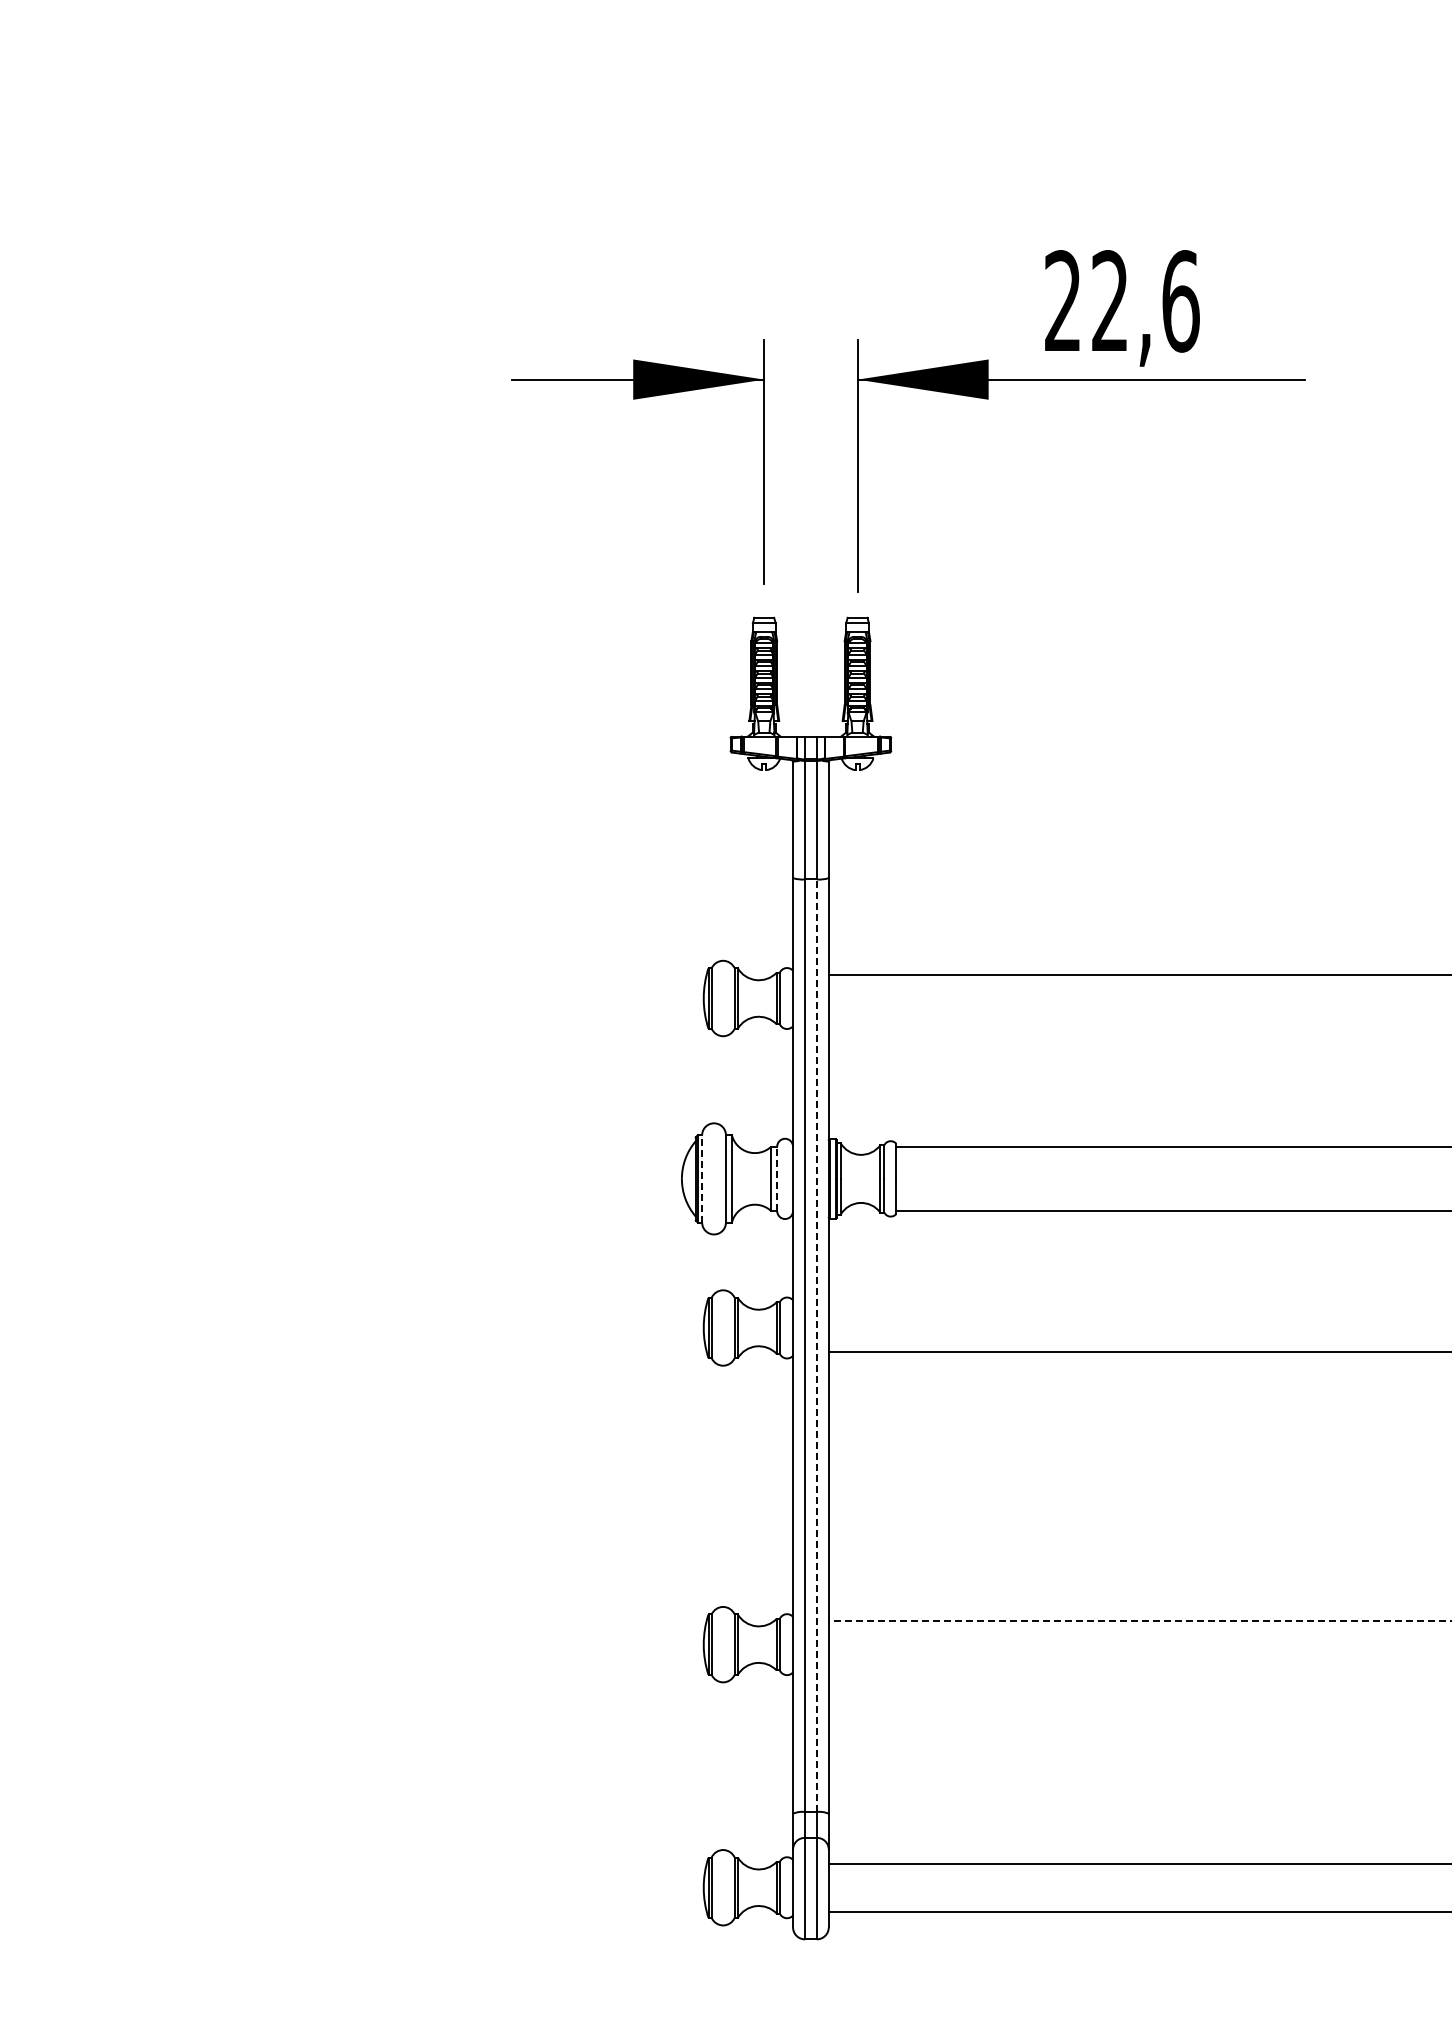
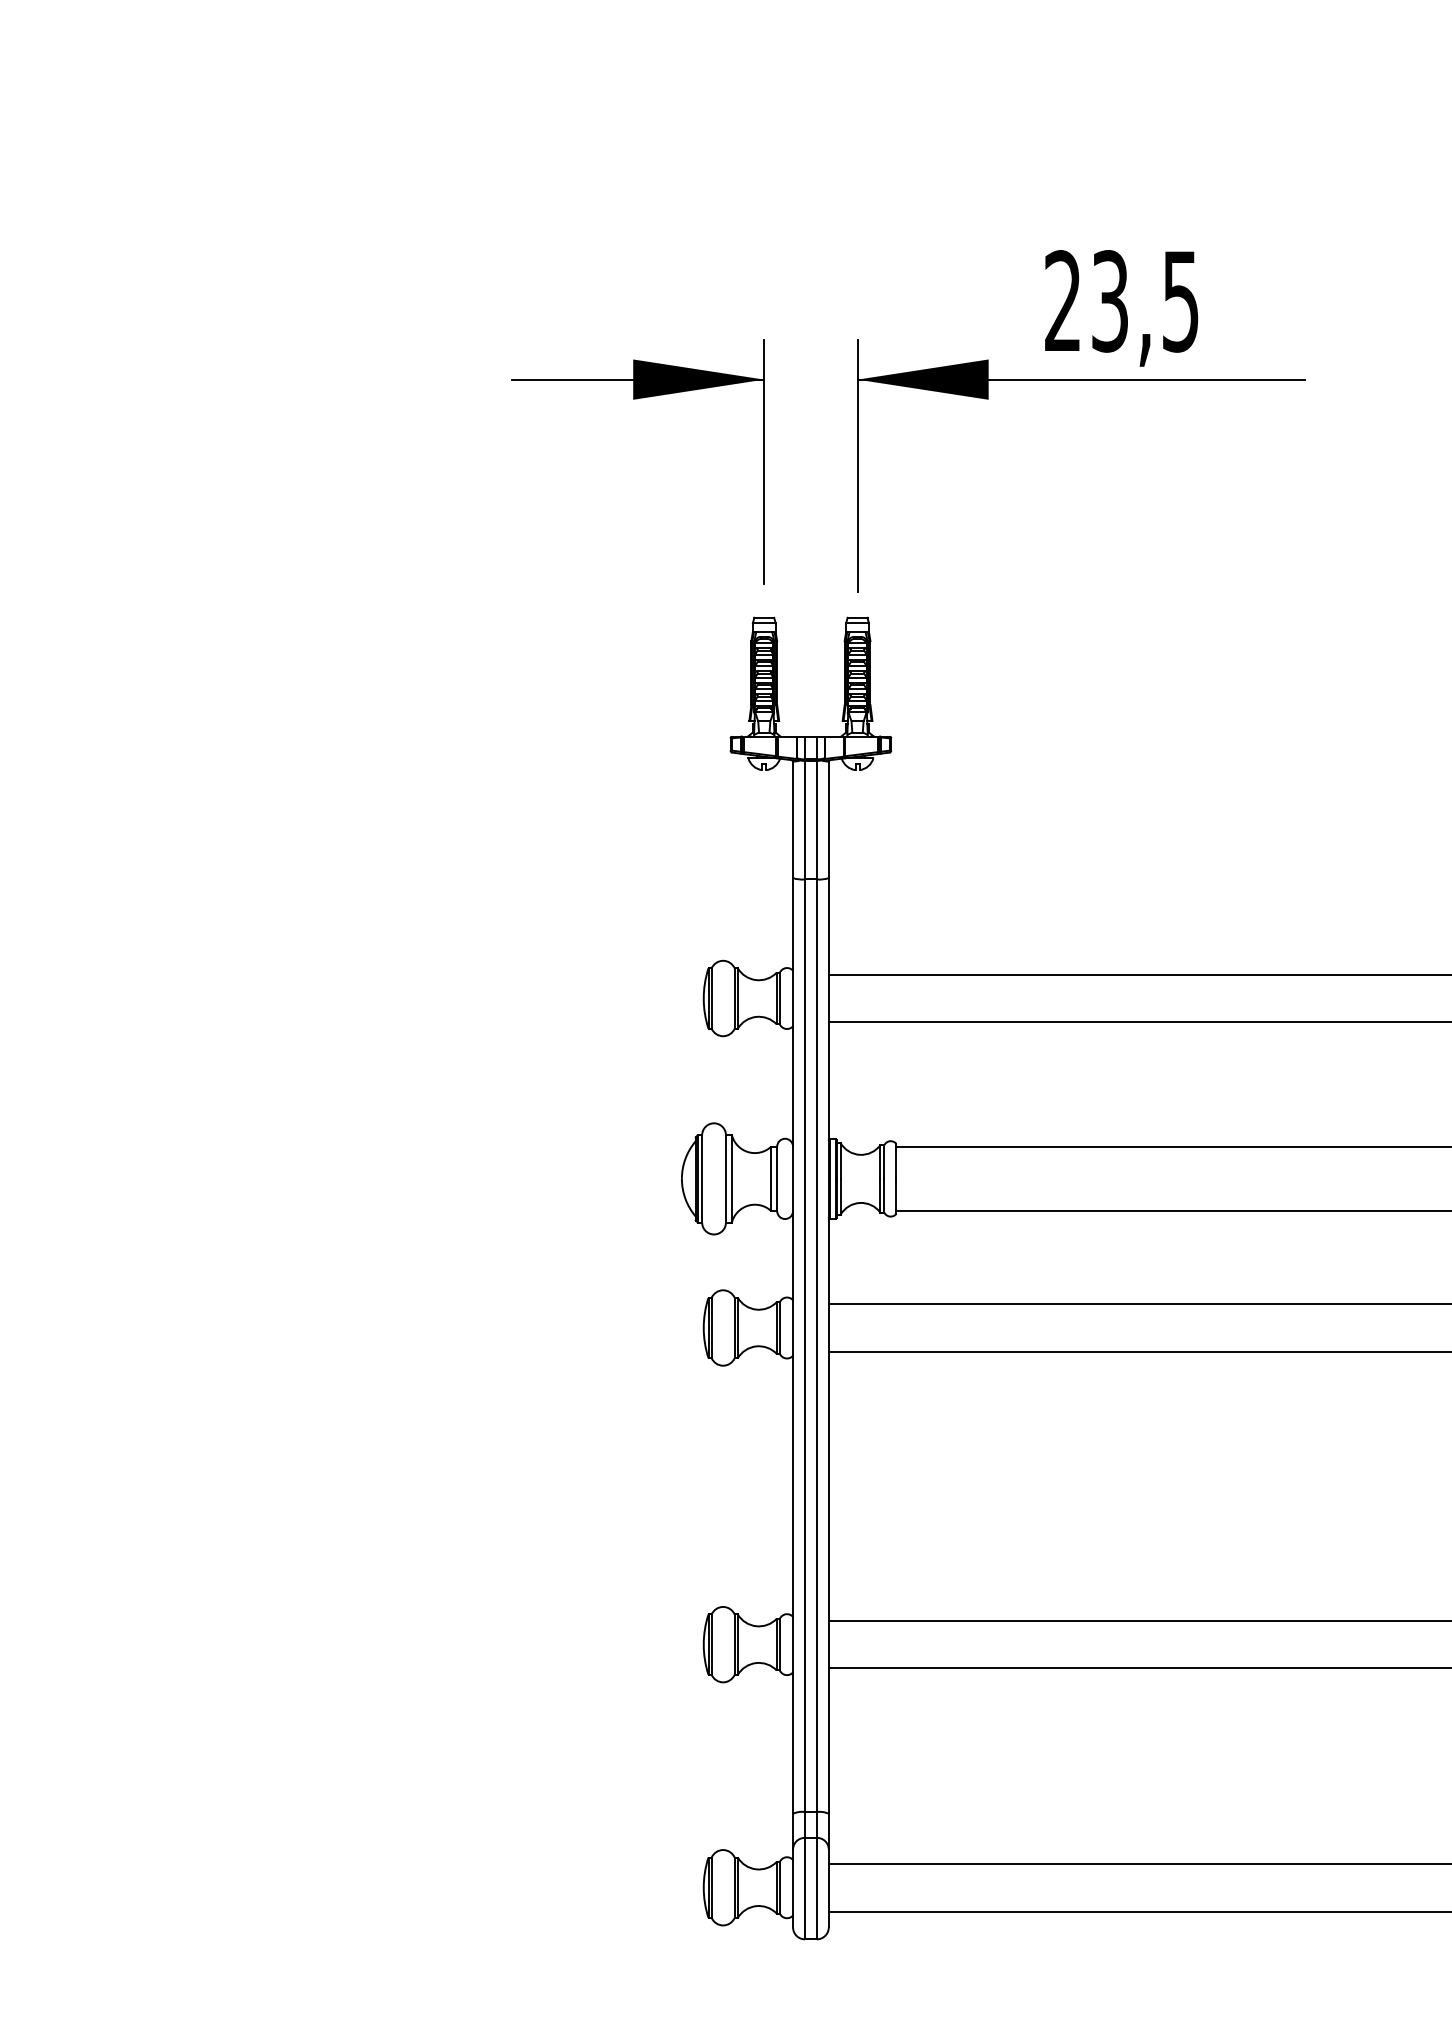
text: 22,6 -> 23,5 (1145, 301)
line: none -> present (1138, 1022)
line: dashed -> solid (702, 1178)
line: dashed -> solid (777, 1178)
line: none -> present (1138, 1304)
line: dashed -> solid (816, 1345)
line: dashed -> solid (1139, 1620)
line: none -> present (1138, 1668)
